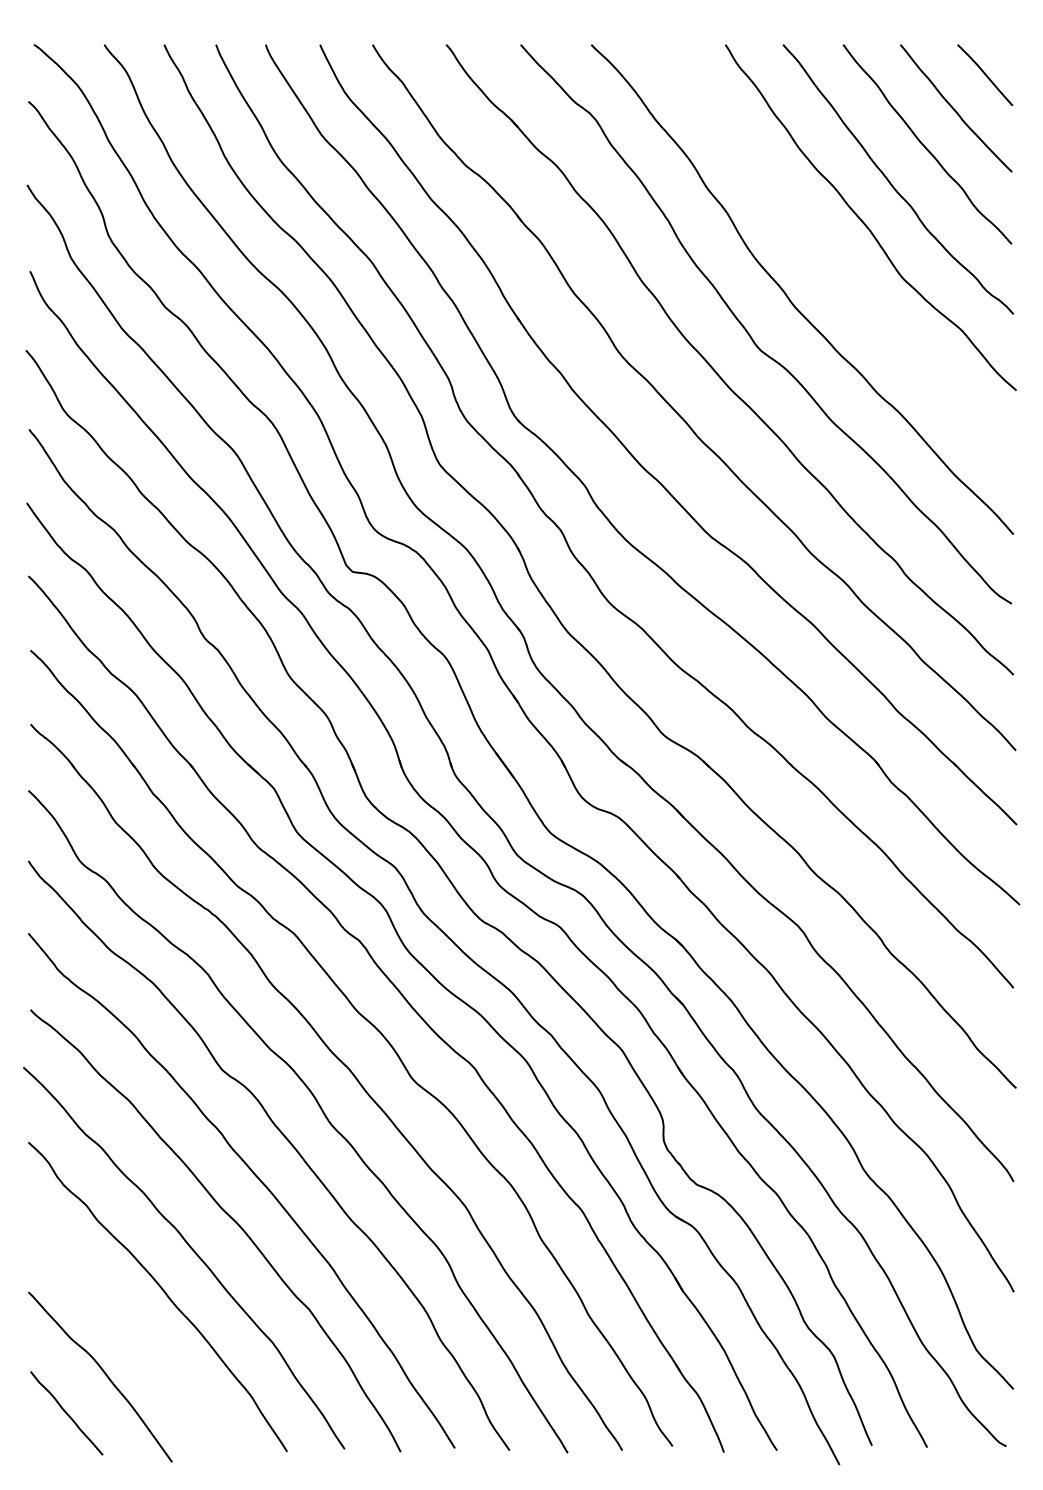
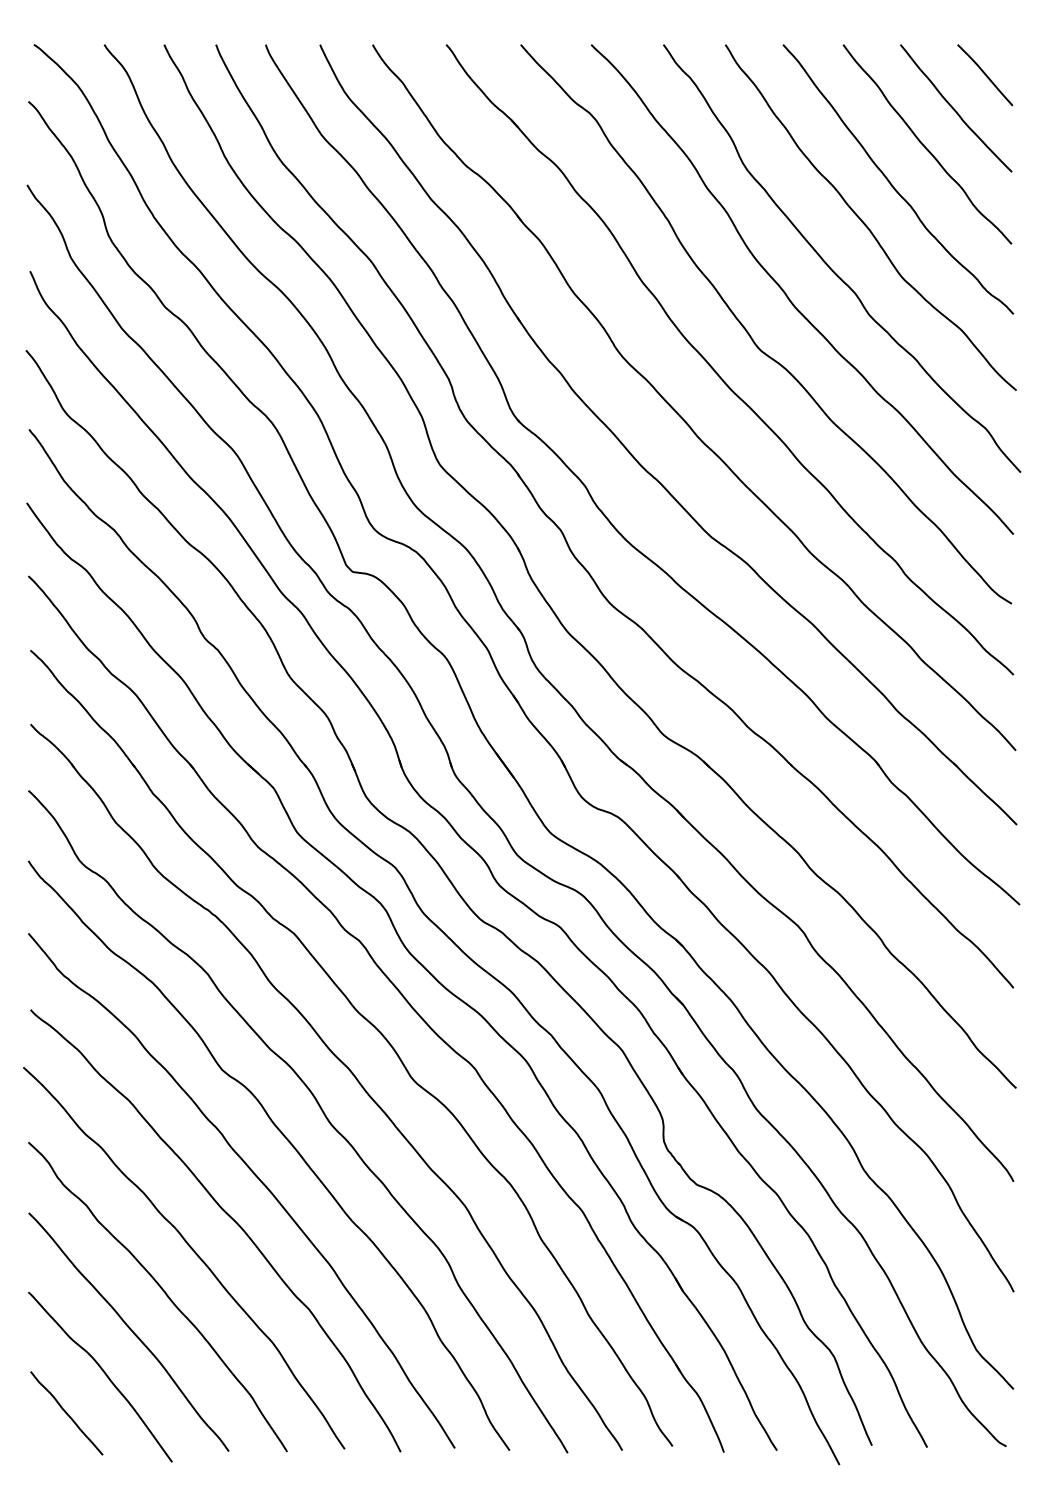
curve: none -> present (829, 265)
curve: none -> present (129, 1329)
